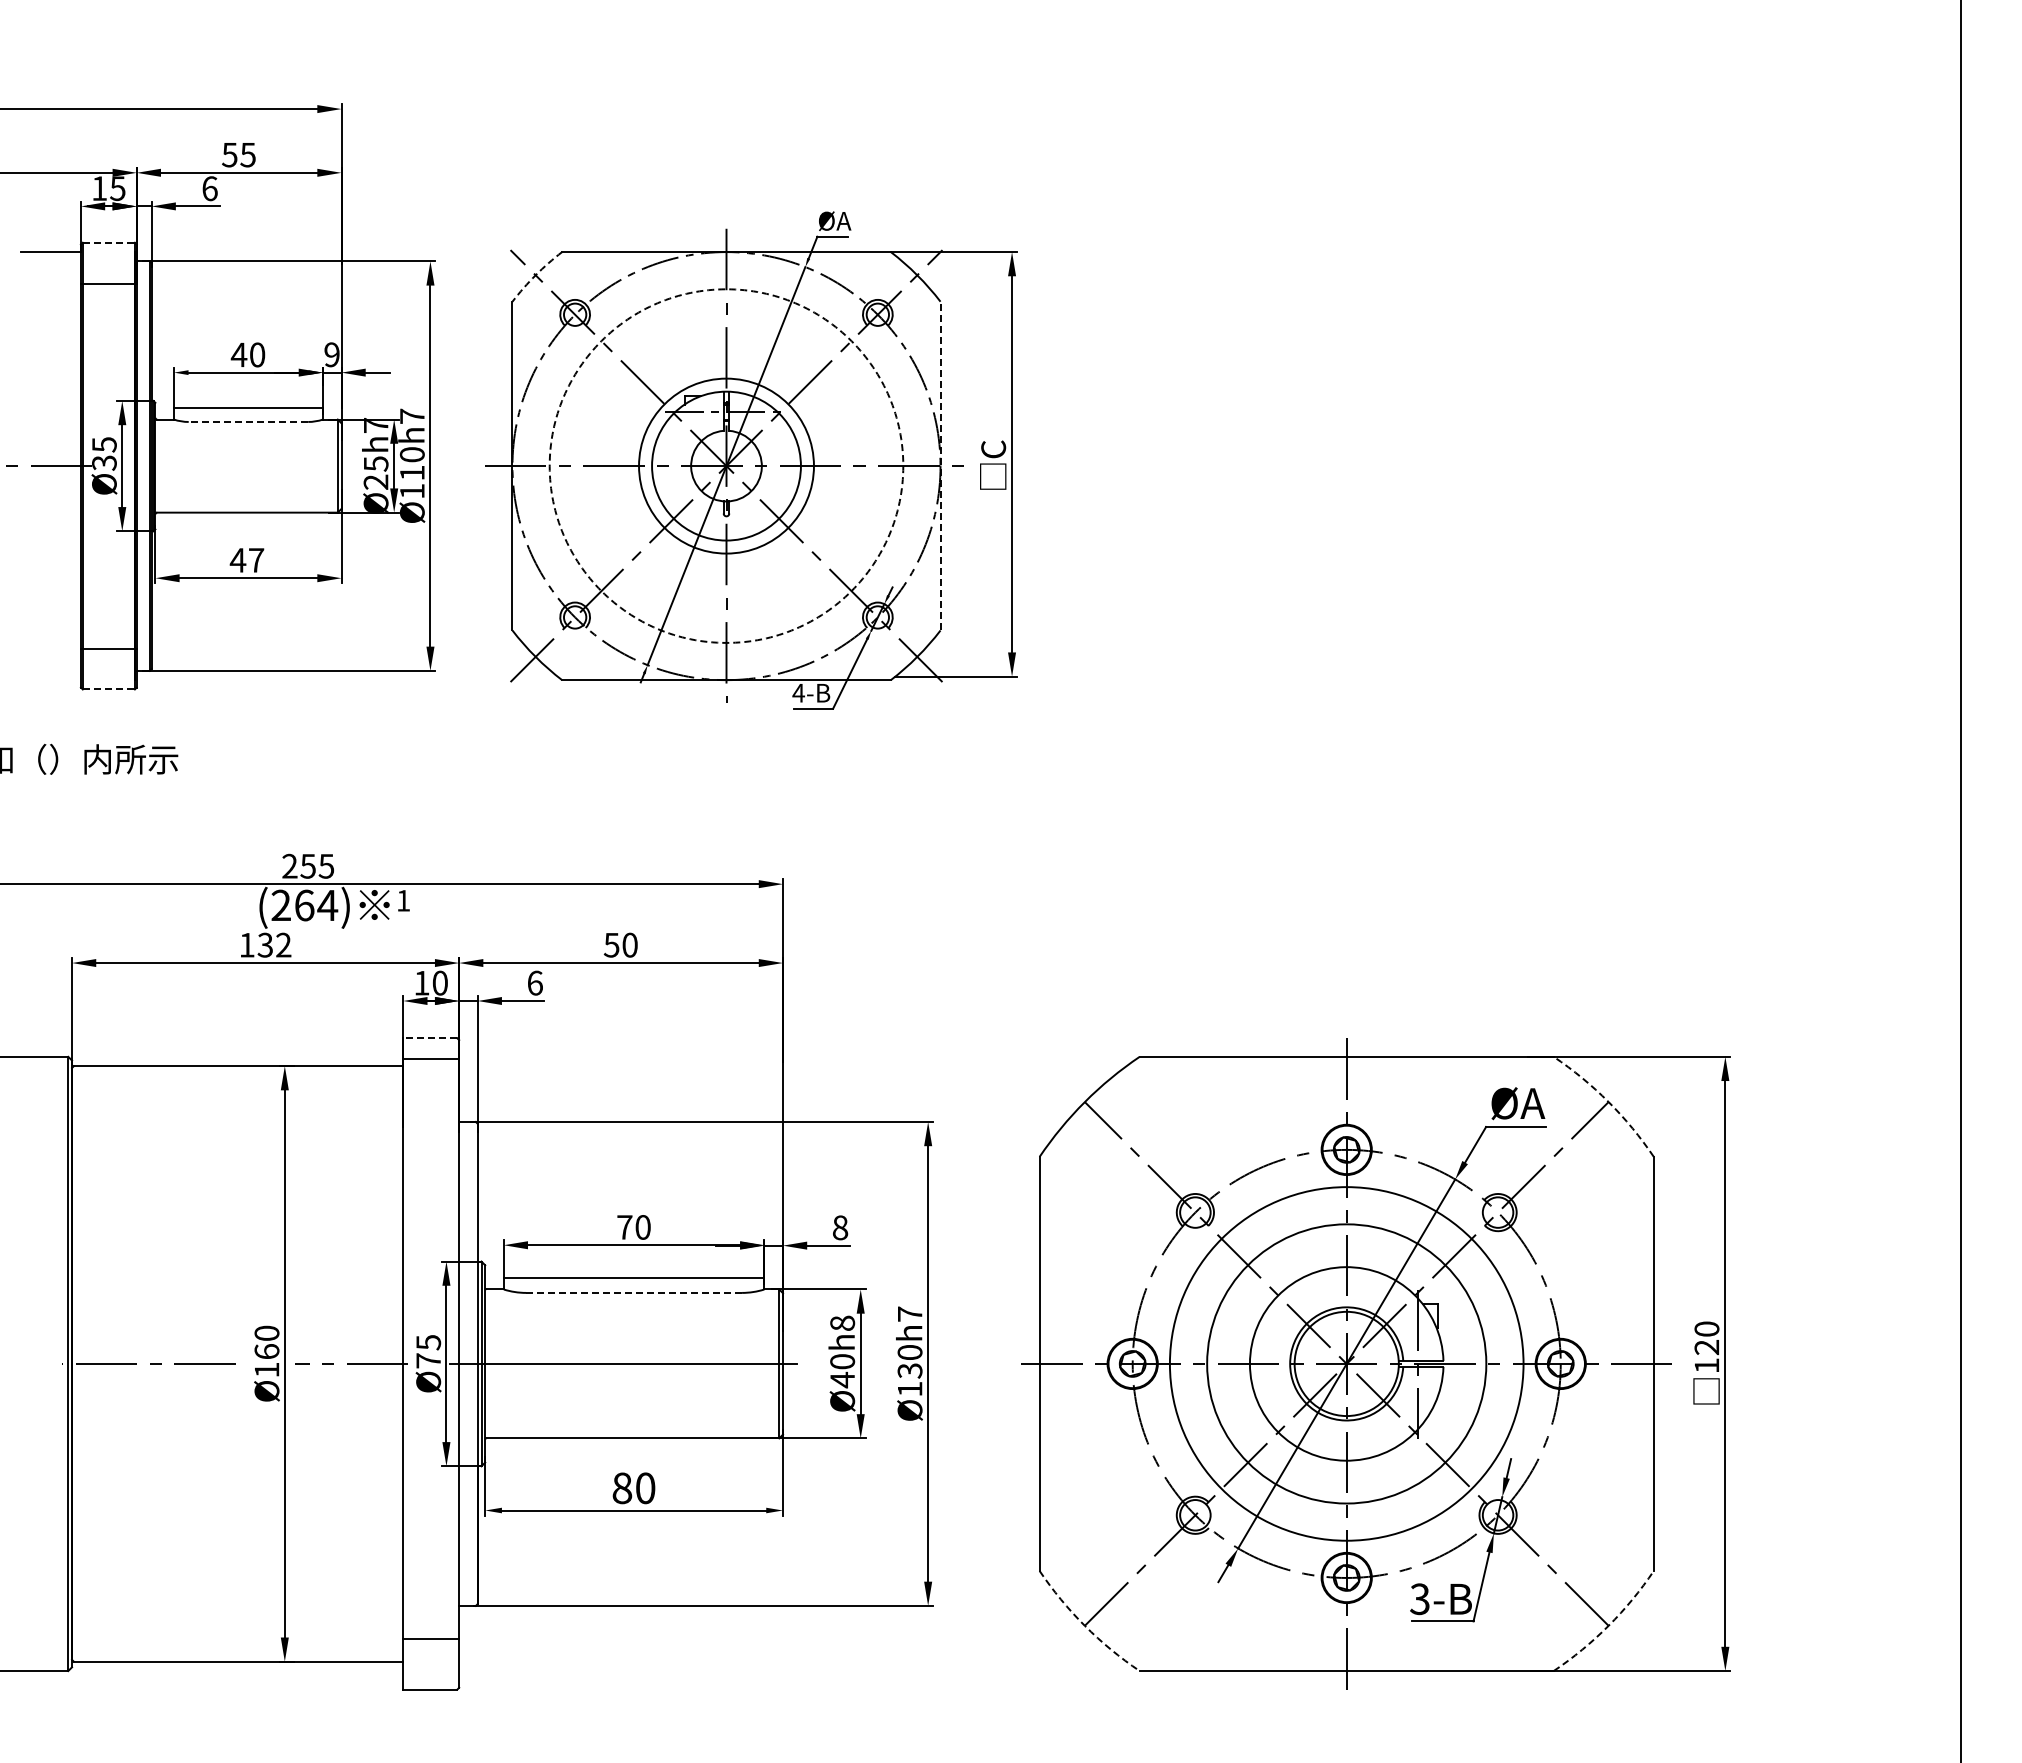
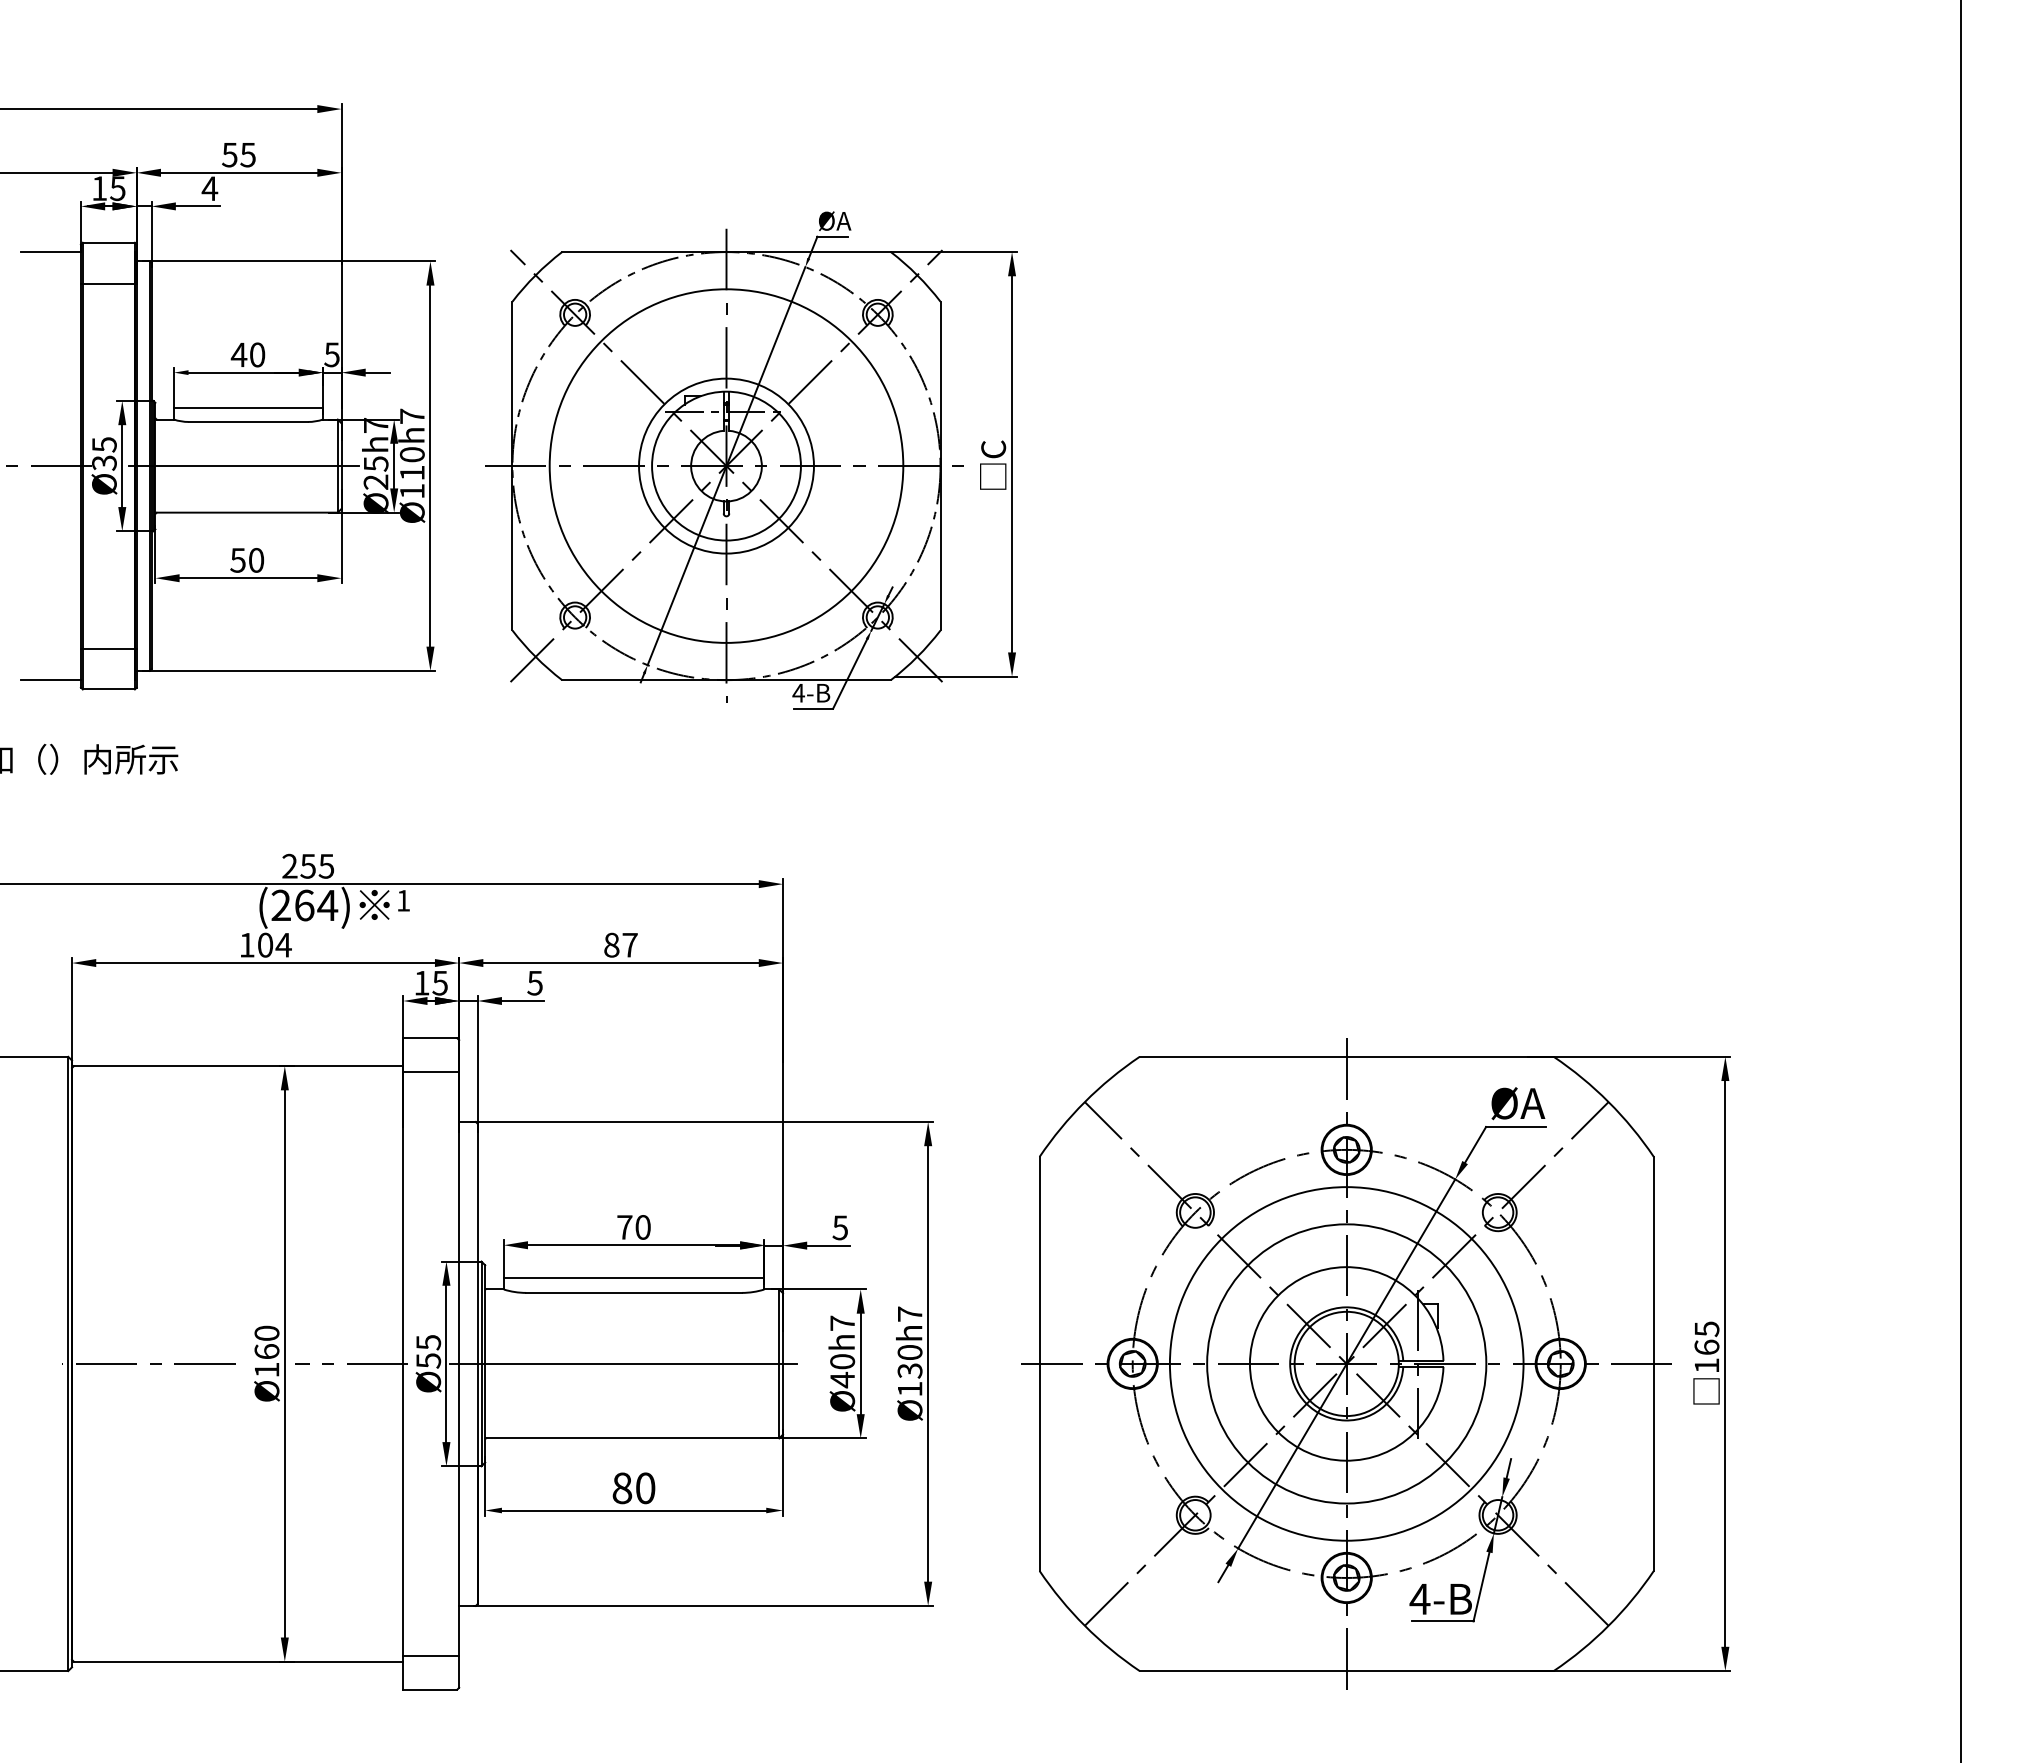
text: 6 -> 4 (209, 188)
line: dashed -> solid (109, 242)
arc: dashed -> solid (535, 275)
text: 9 -> 5 (331, 354)
line: dashed -> solid (248, 421)
circle: dashed -> solid (726, 465)
line: dashed -> solid (940, 465)
line: none -> present (243, 466)
text: 47 -> 50 (246, 560)
line: none -> present (50, 680)
line: dashed -> solid (109, 689)
text: 132 -> 104 (274, 944)
text: 50 -> 87 (620, 944)
text: 10 -> 15 (439, 982)
text: 6 -> 5 (534, 982)
line: dashed -> solid (430, 1038)
line position: (431, 1059) -> (431, 1072) (431, 1072)
arc: dashed -> solid (1608, 1102)
text: 8 -> 5 (840, 1227)
line: dashed -> solid (634, 1292)
text: 40h8 -> 40h7 (842, 1322)
text: 120 -> 165 (1706, 1338)
text: Ø75 -> Ø55 (428, 1360)
text: 3-B -> 4-B (1419, 1599)
arc: dashed -> solid (1084, 1625)
arc: dashed -> solid (1608, 1625)
line position: (431, 1638) -> (431, 1655) (431, 1655)
